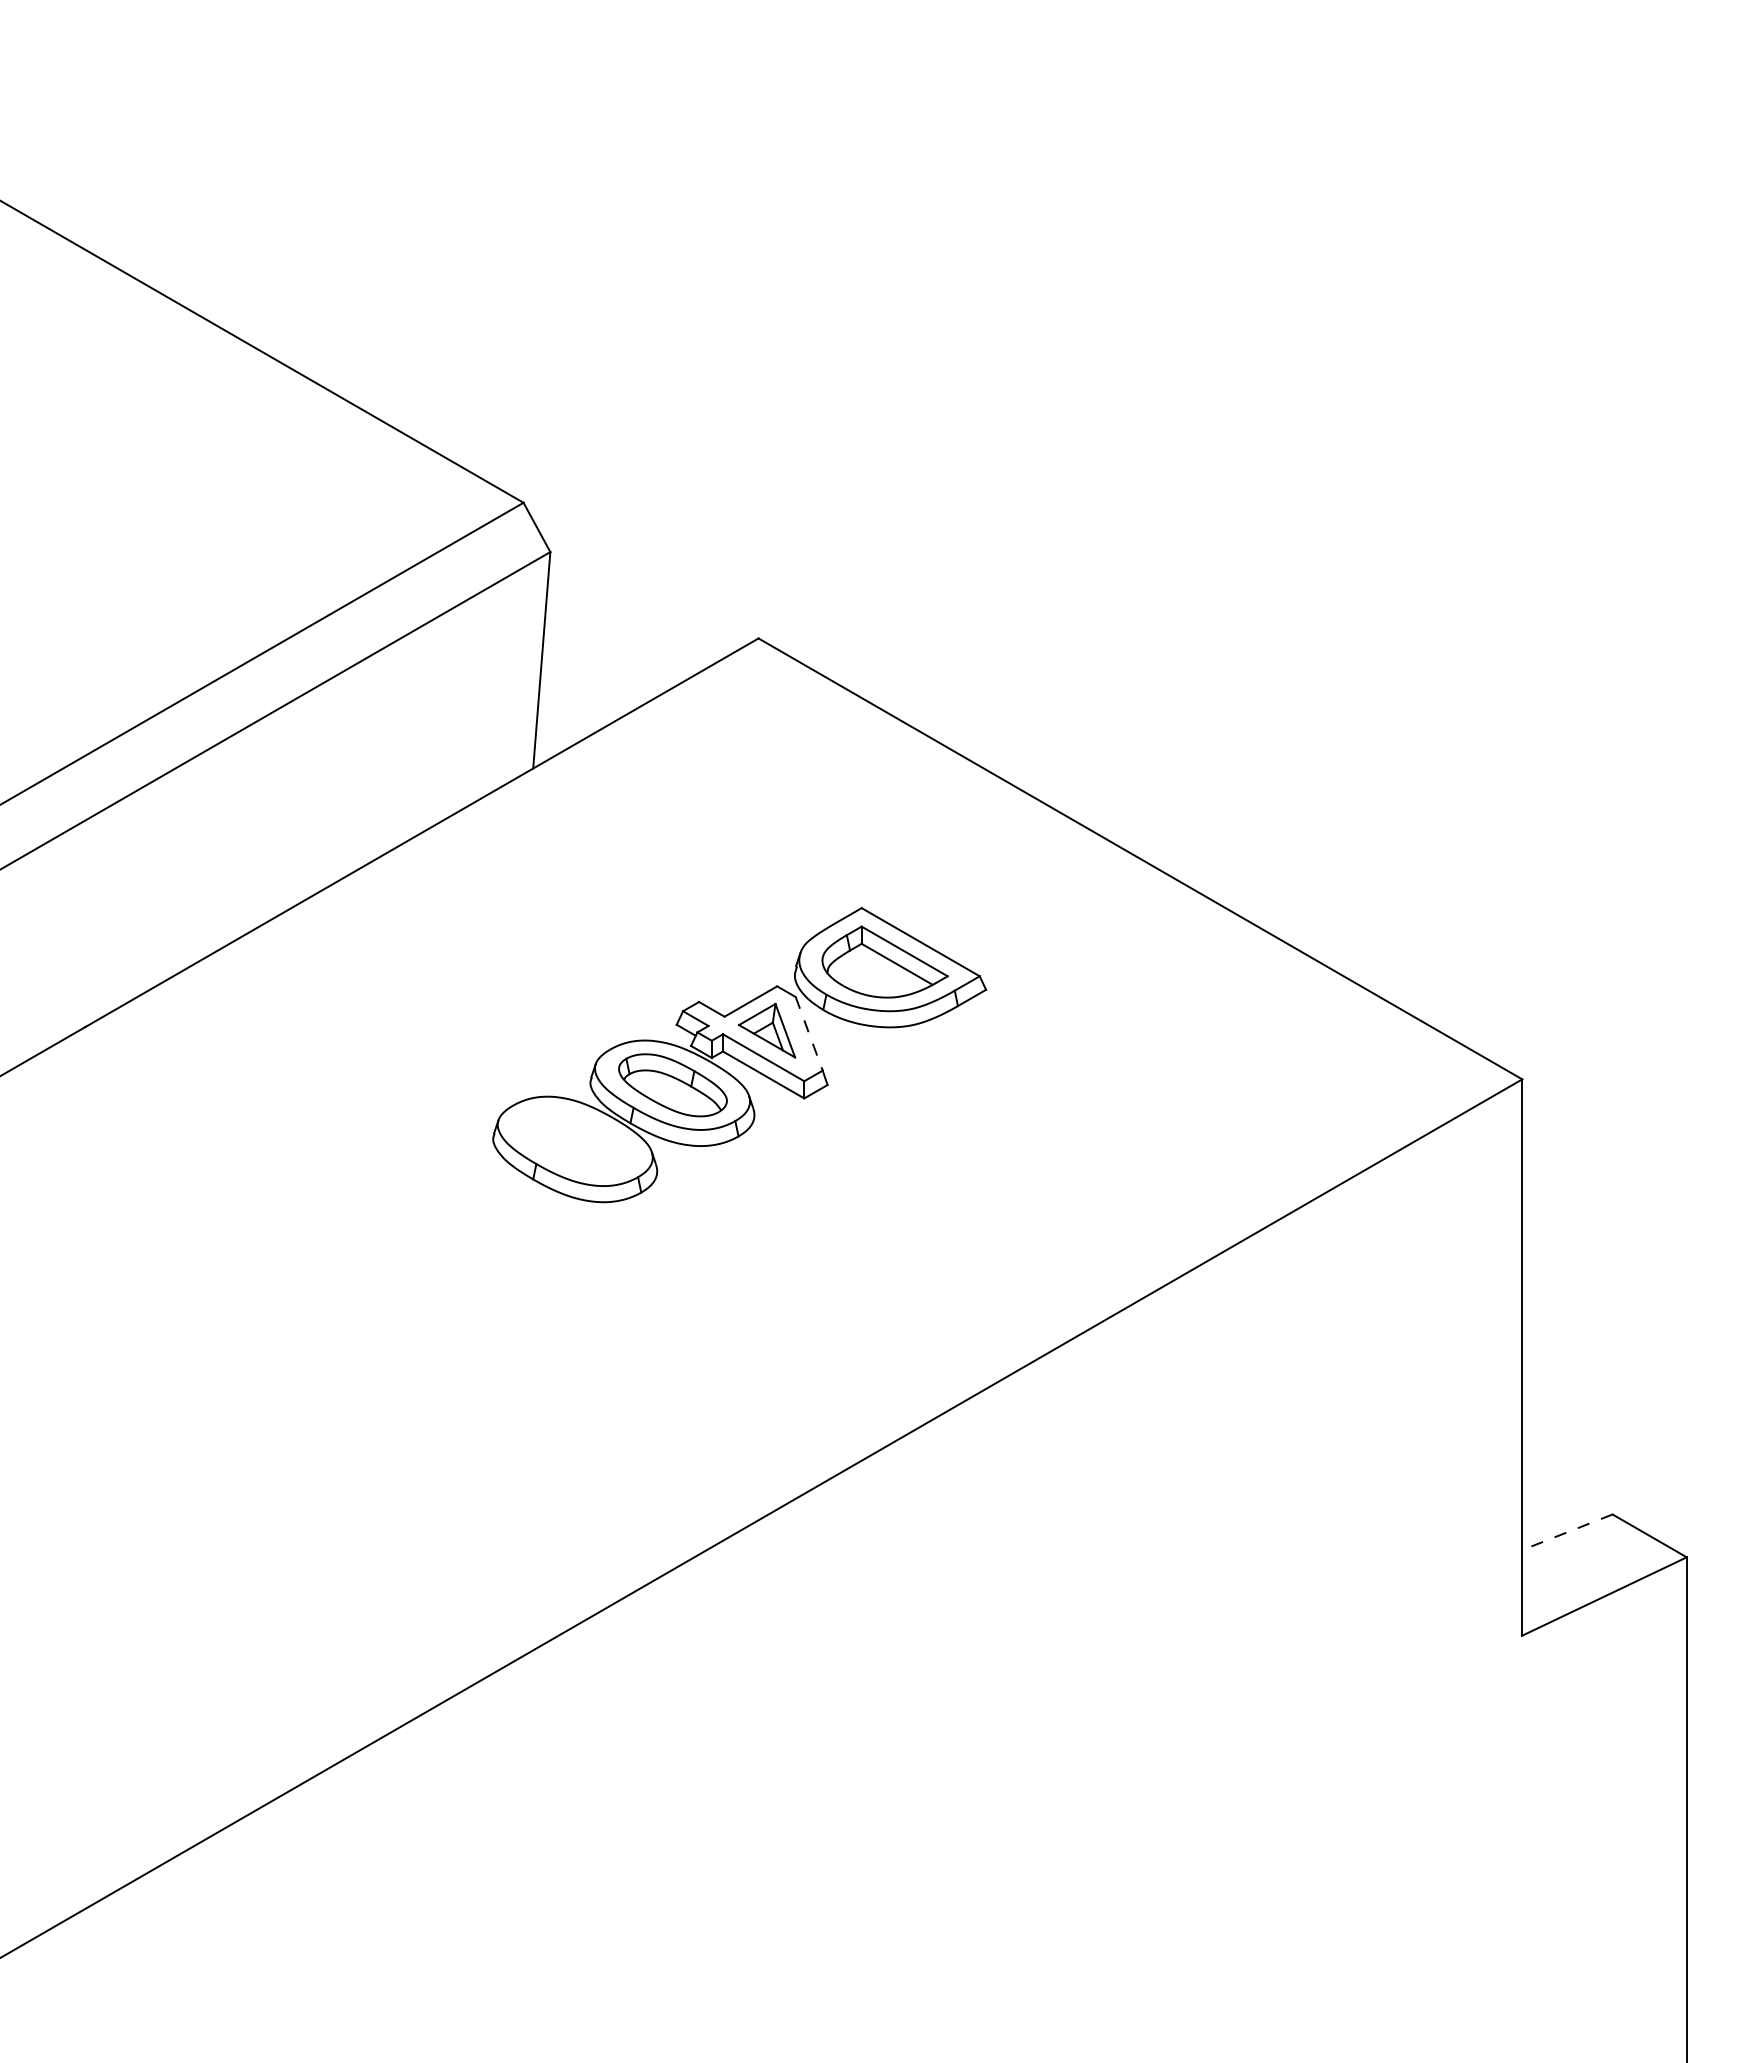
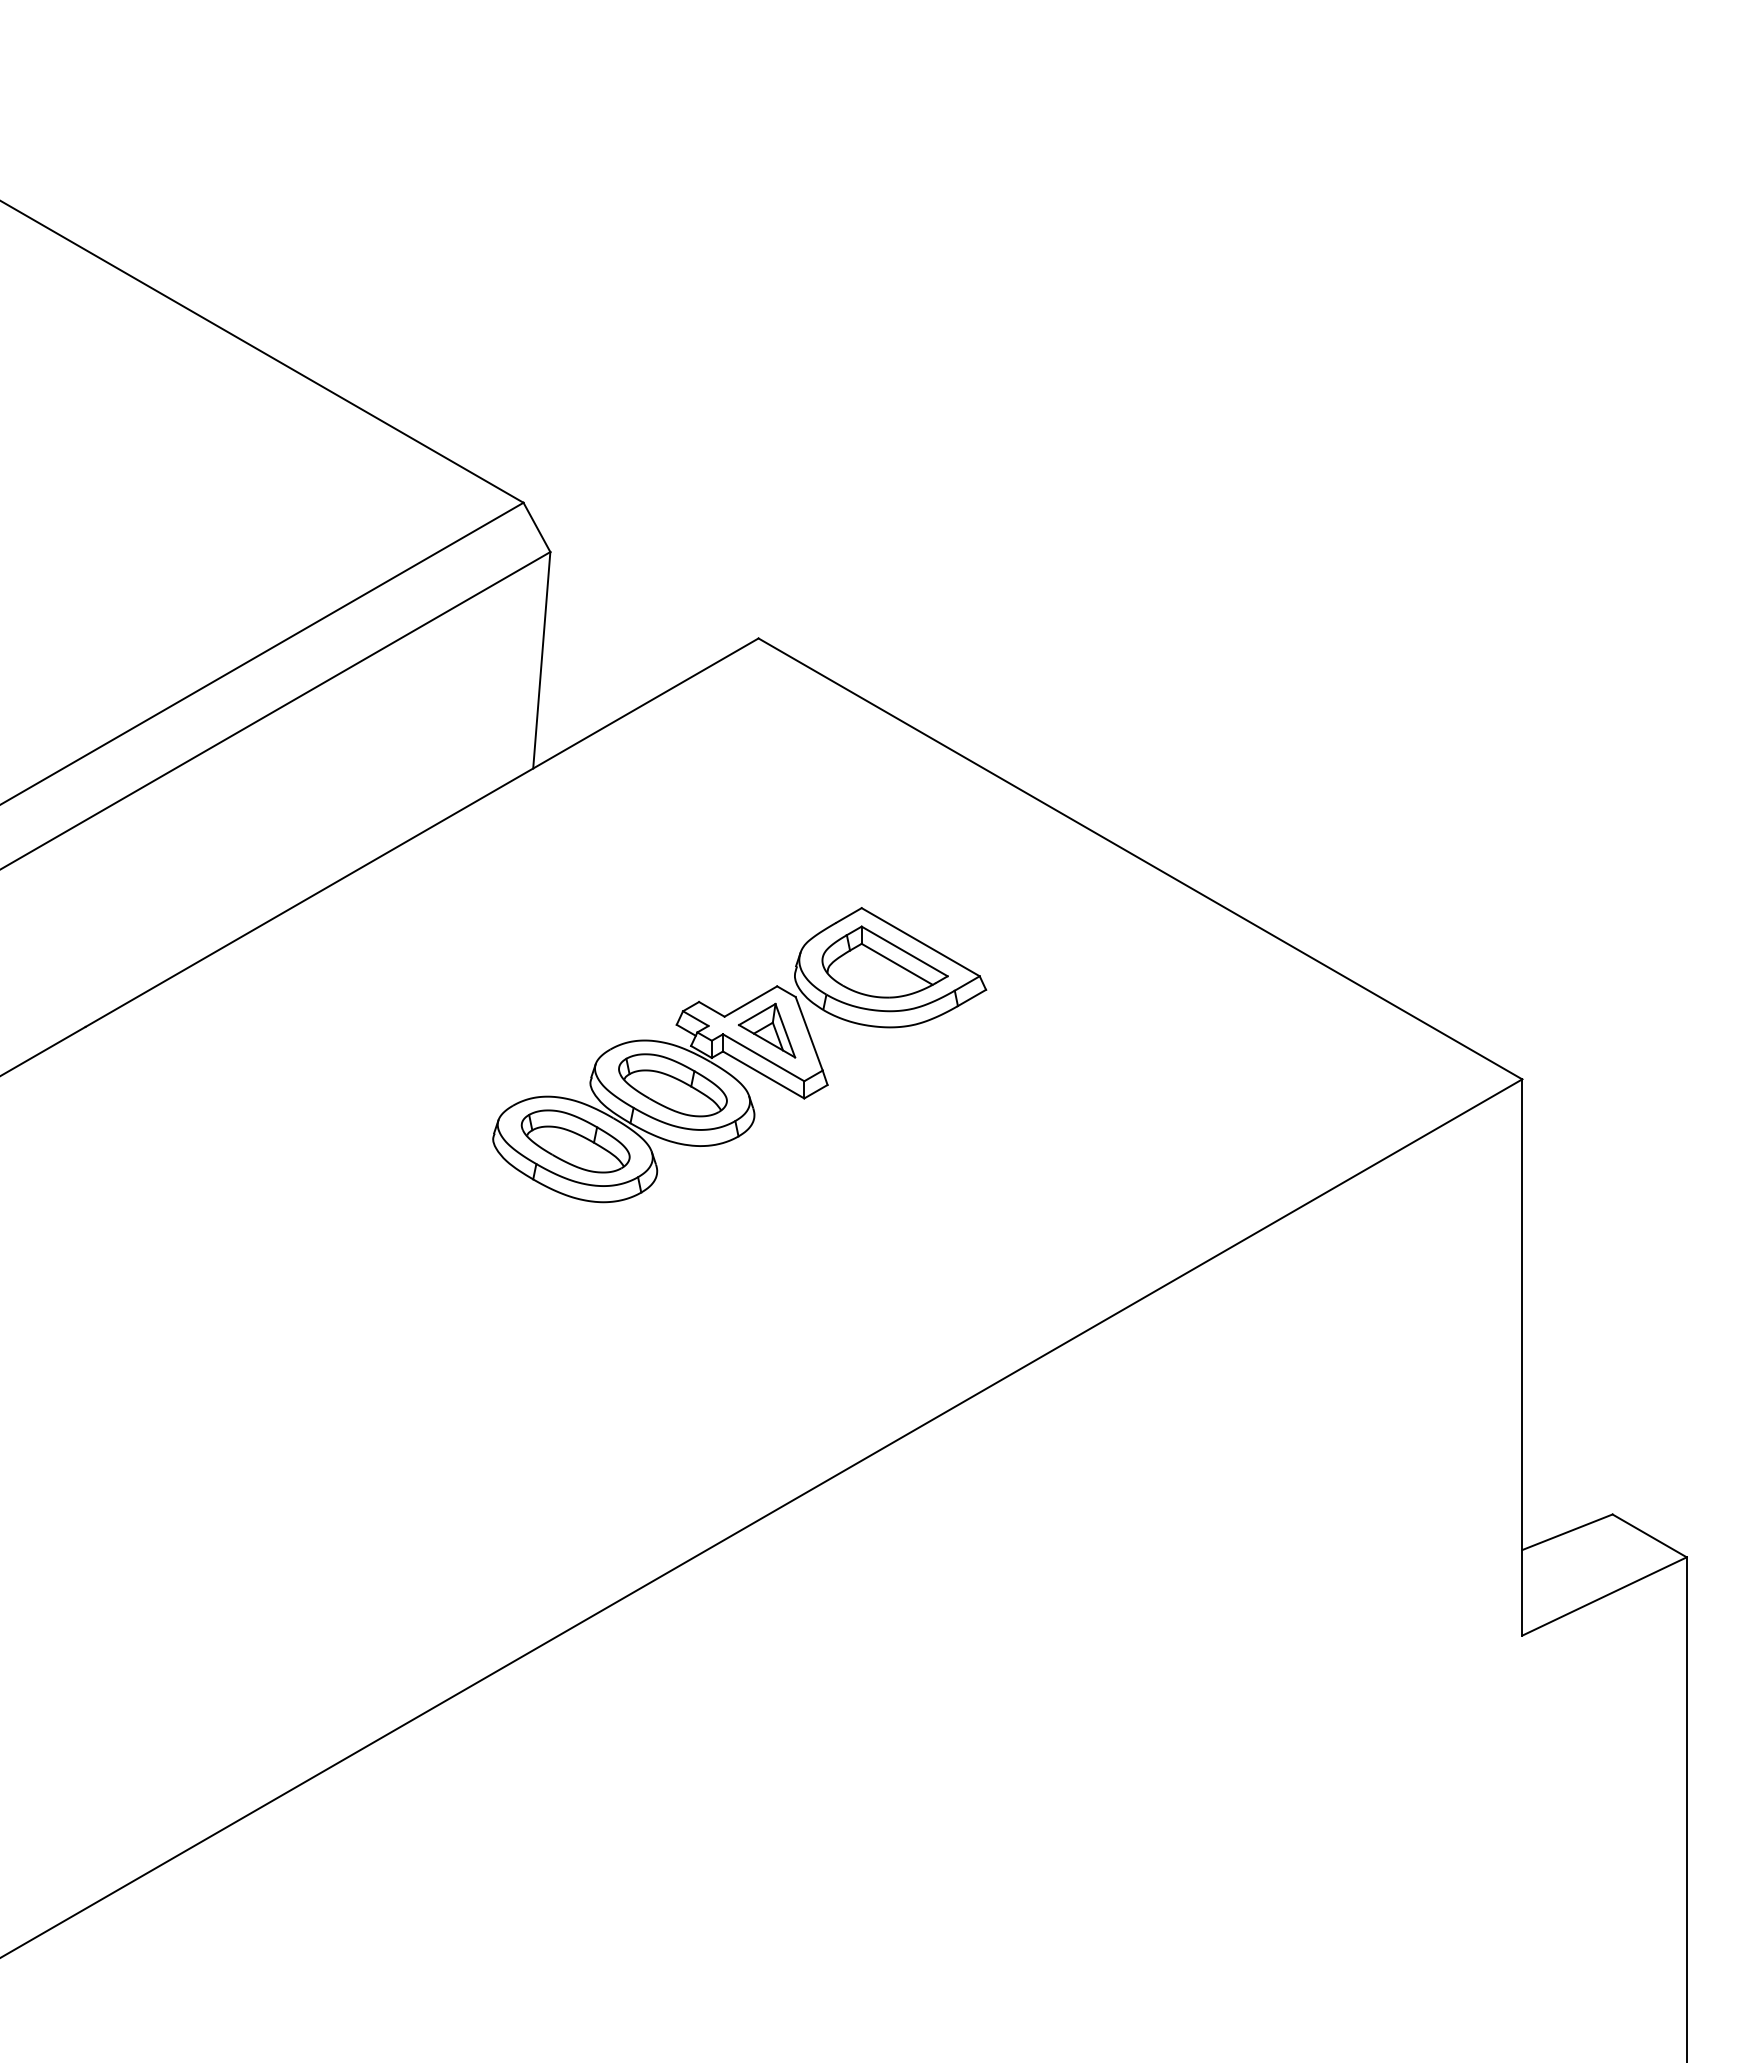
line: dashed -> solid (809, 1034)
part: none -> present (575, 1141)
line: dashed -> solid (1567, 1532)
